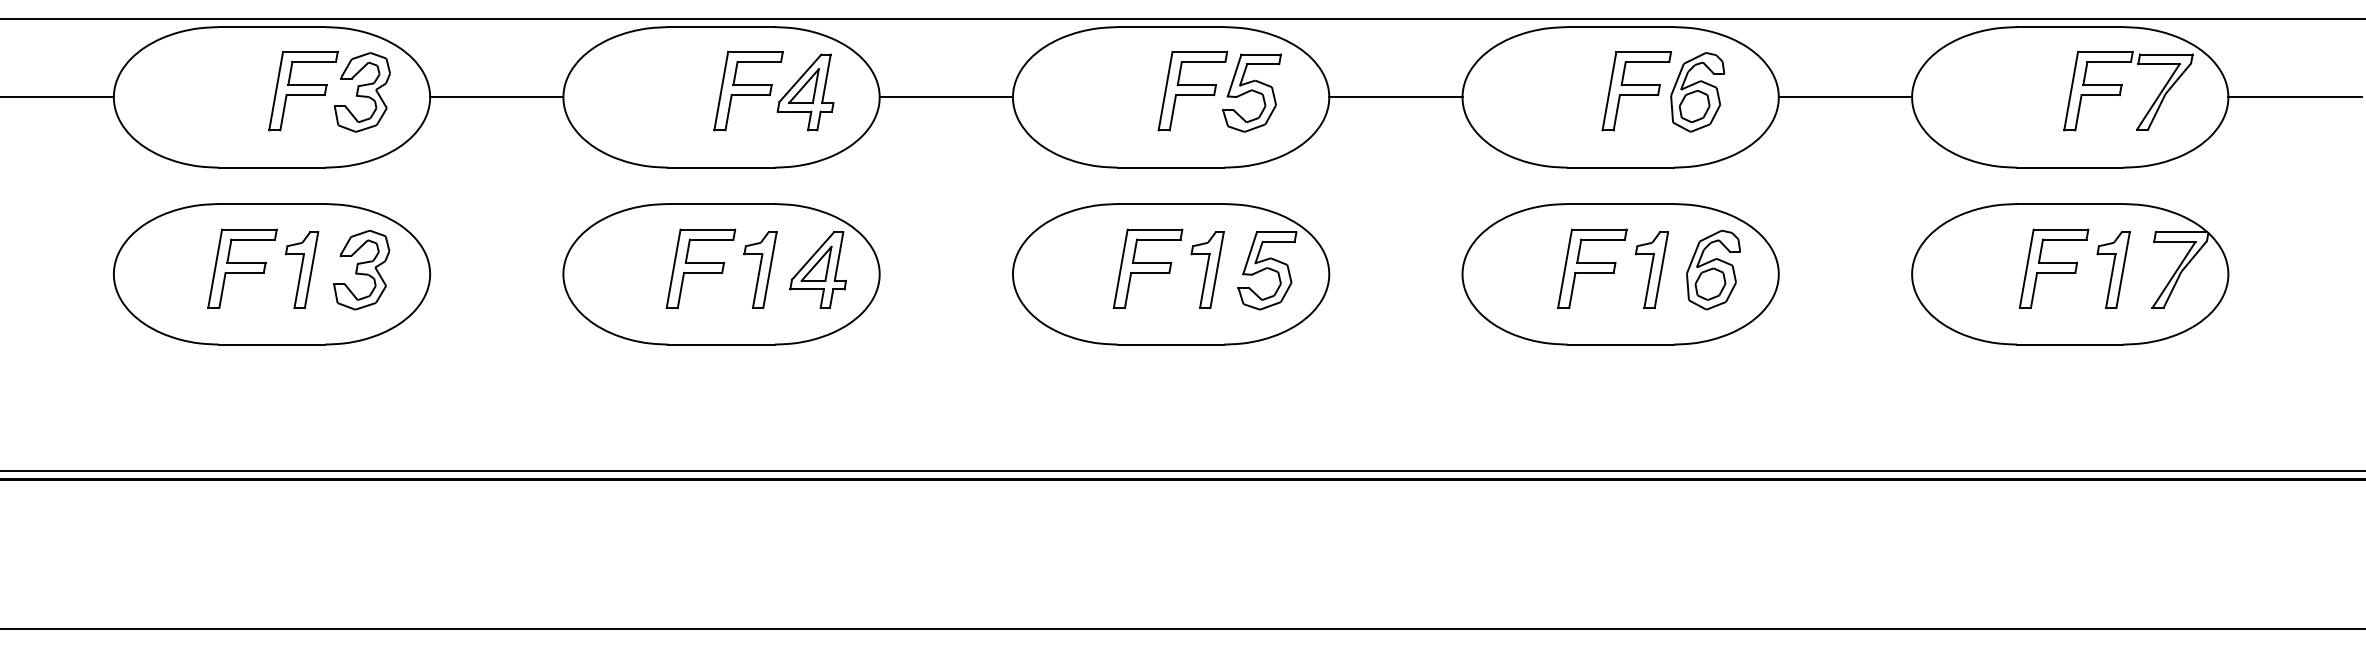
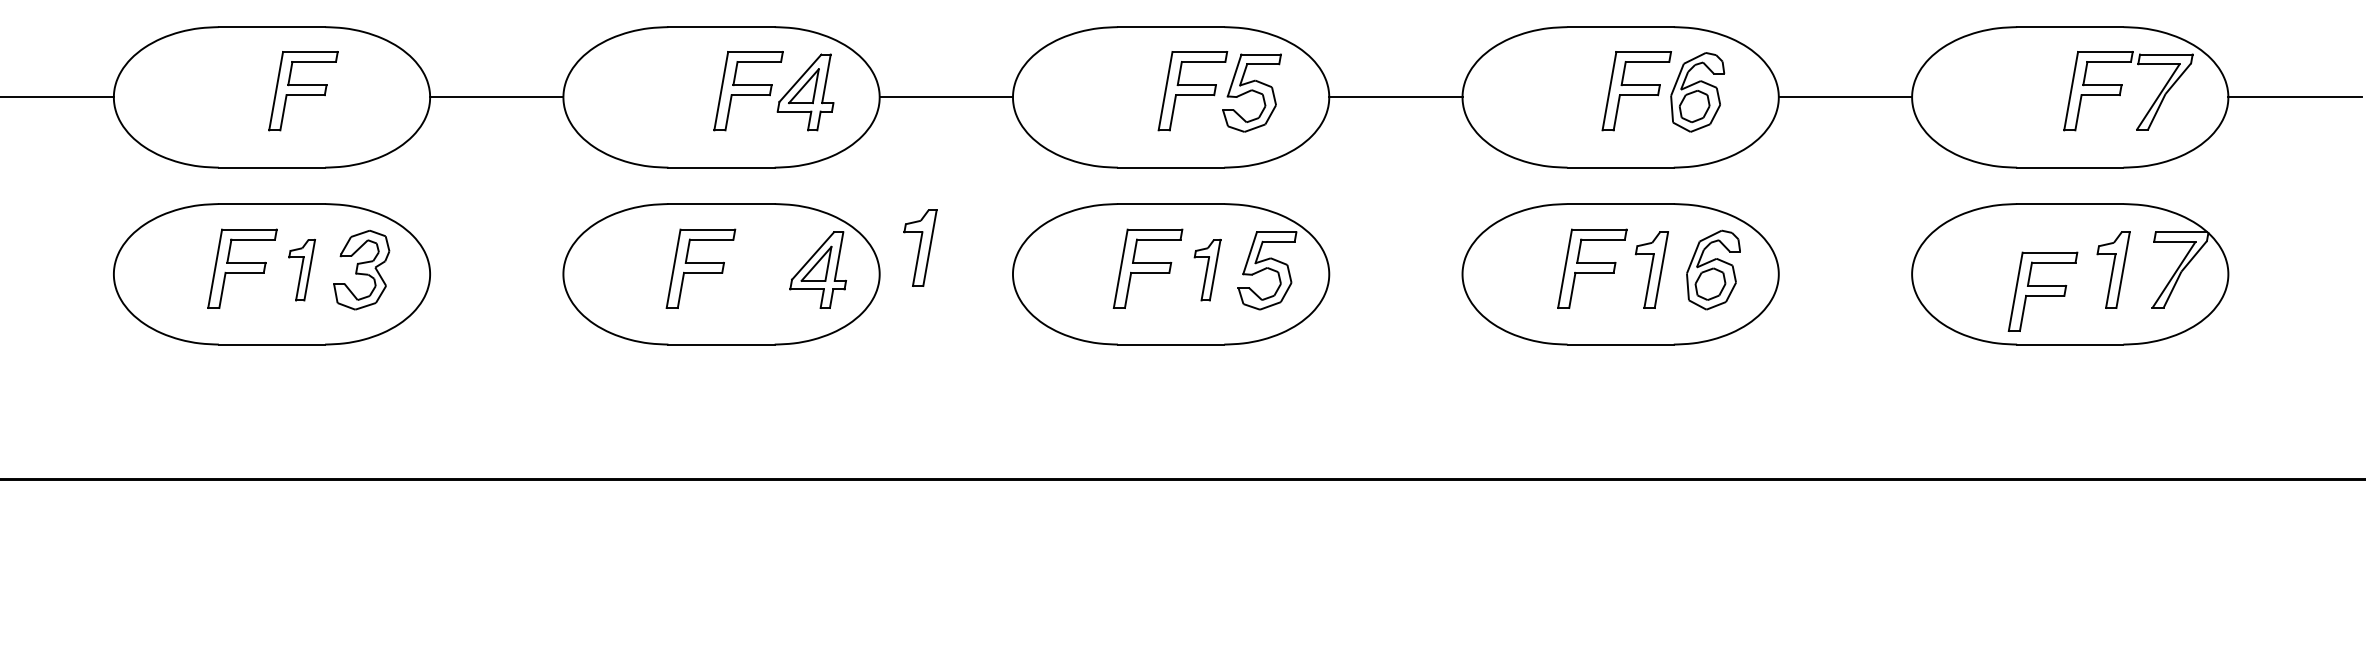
line: present -> none (1182, 19)
part: present -> none (362, 92)
part position: (2053, 268) -> (2042, 291) (2042, 291)
part size: 35x78 px -> 28x64 px (301, 269)
part position: (760, 269) -> (920, 247) (920, 247)
part size: 35x78 px -> 29x63 px (1207, 270)
line: present -> none (1182, 471)
line: present -> none (1182, 628)
